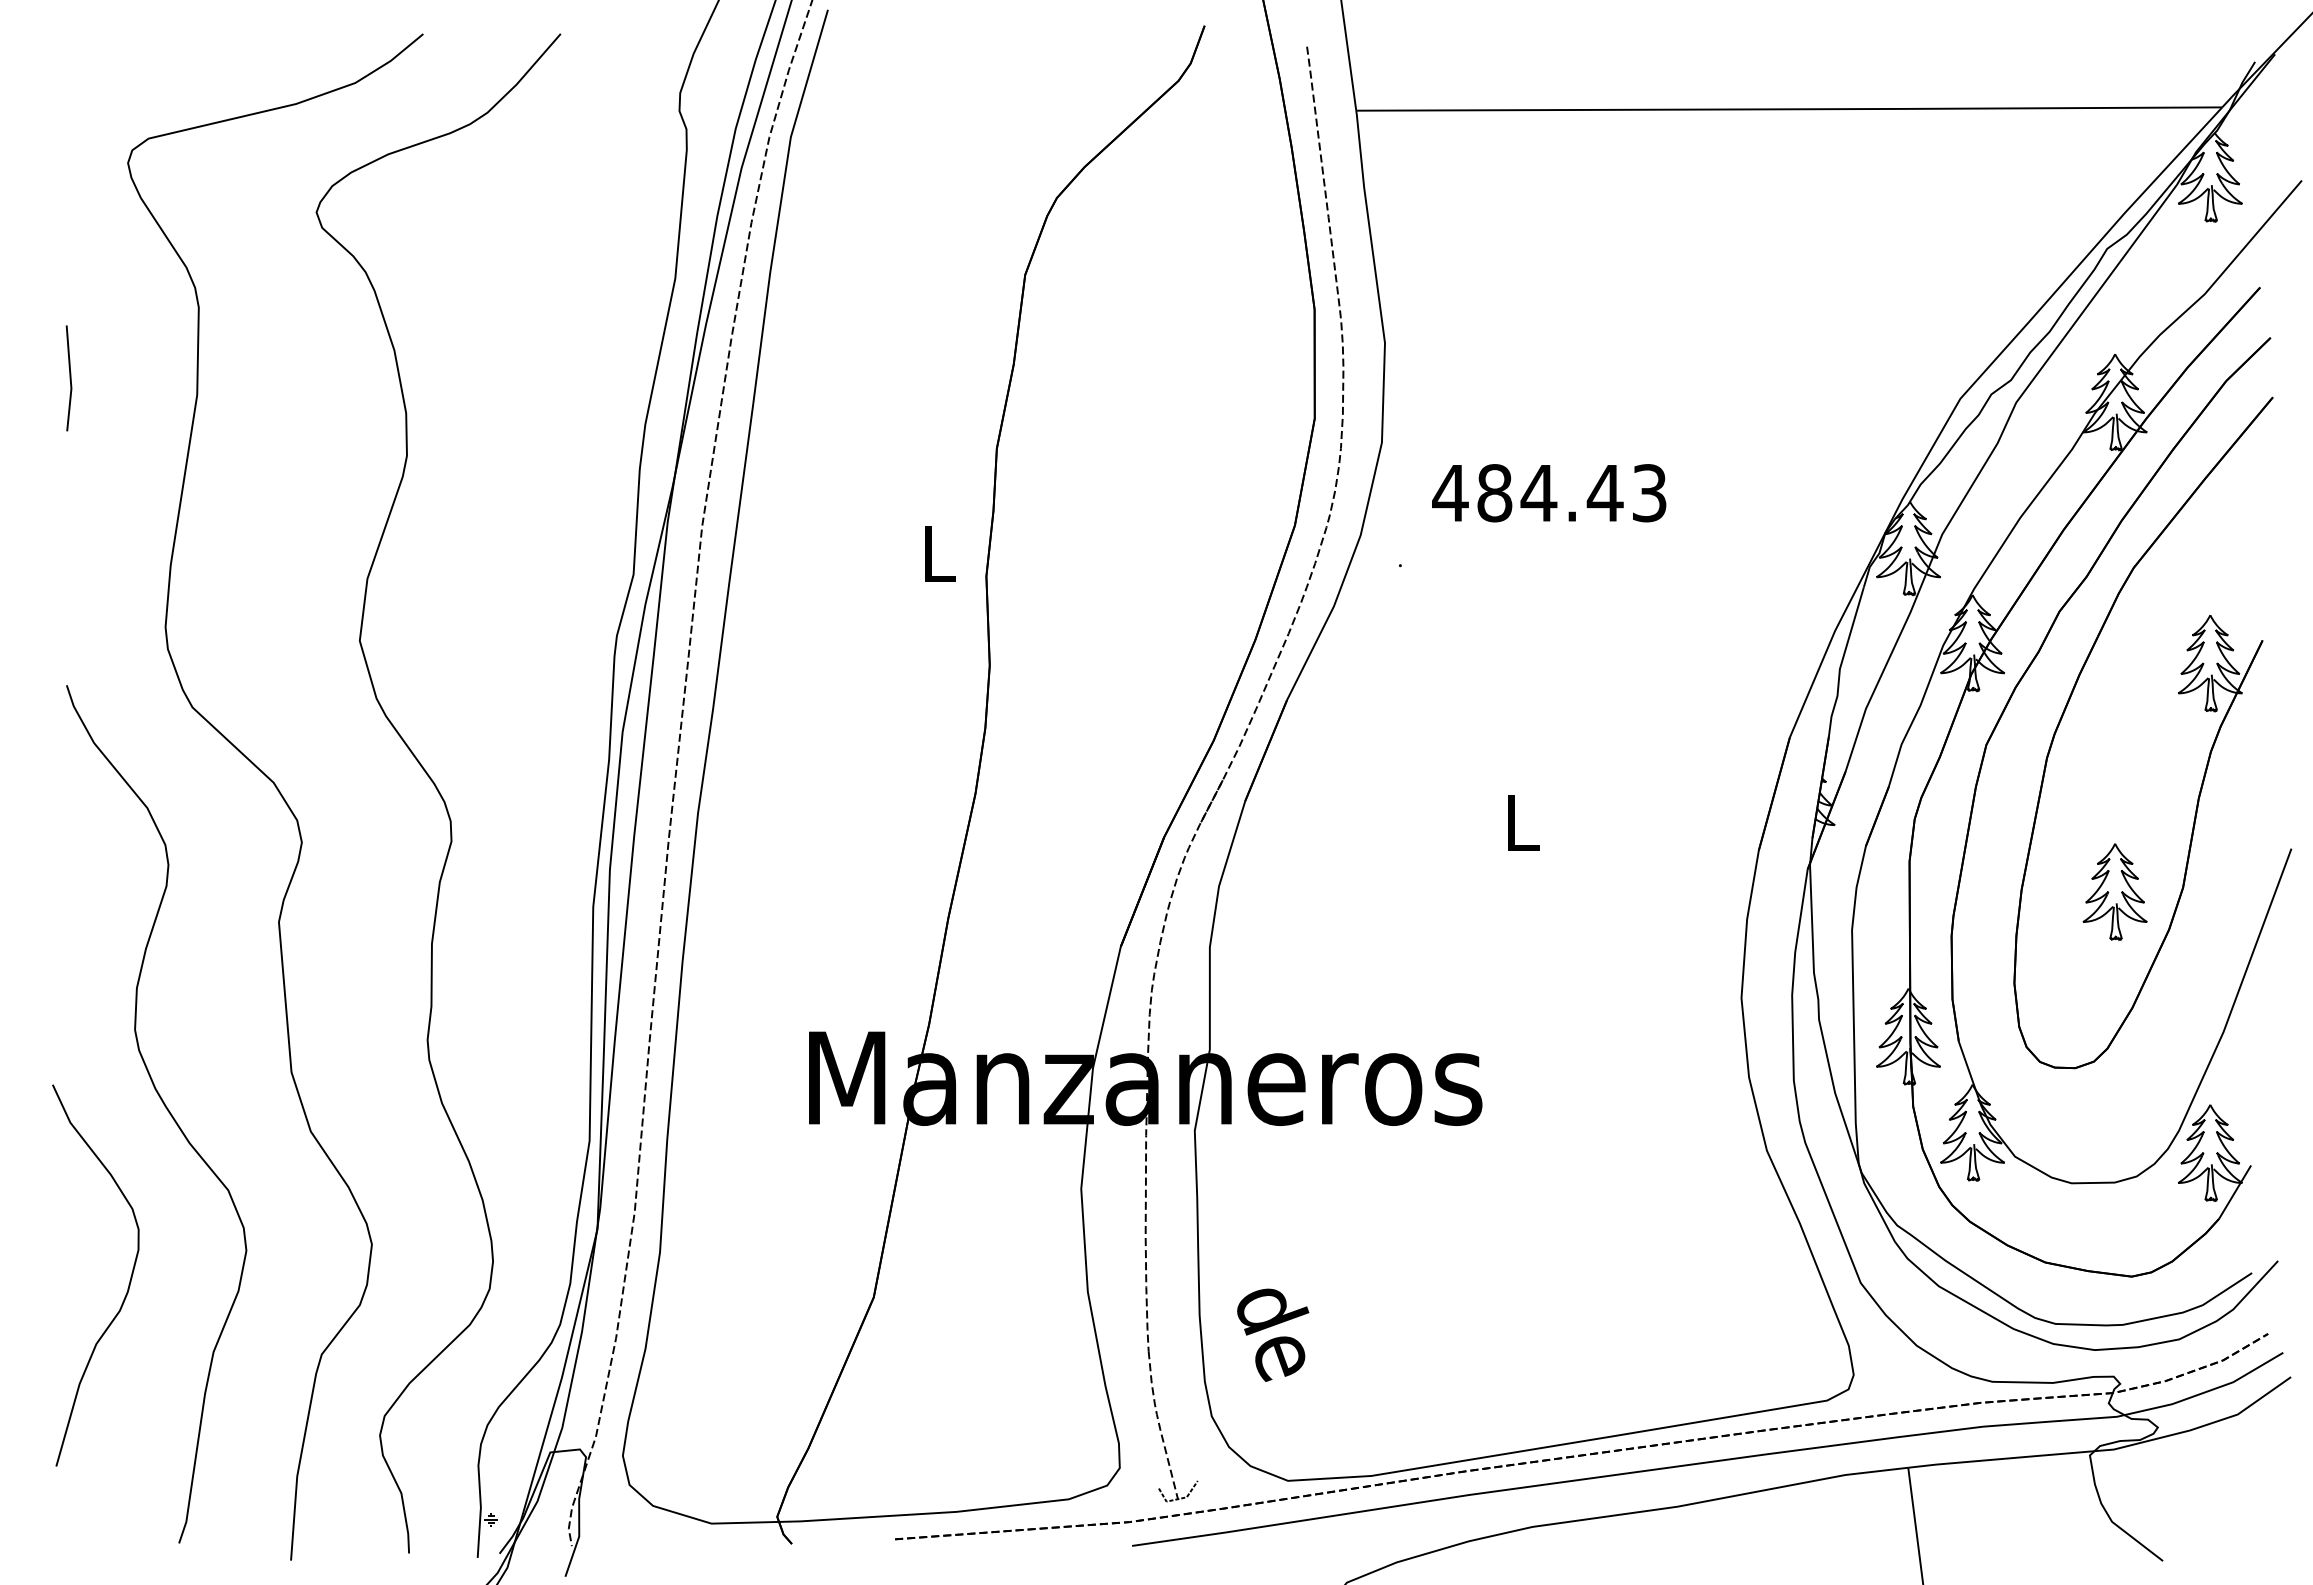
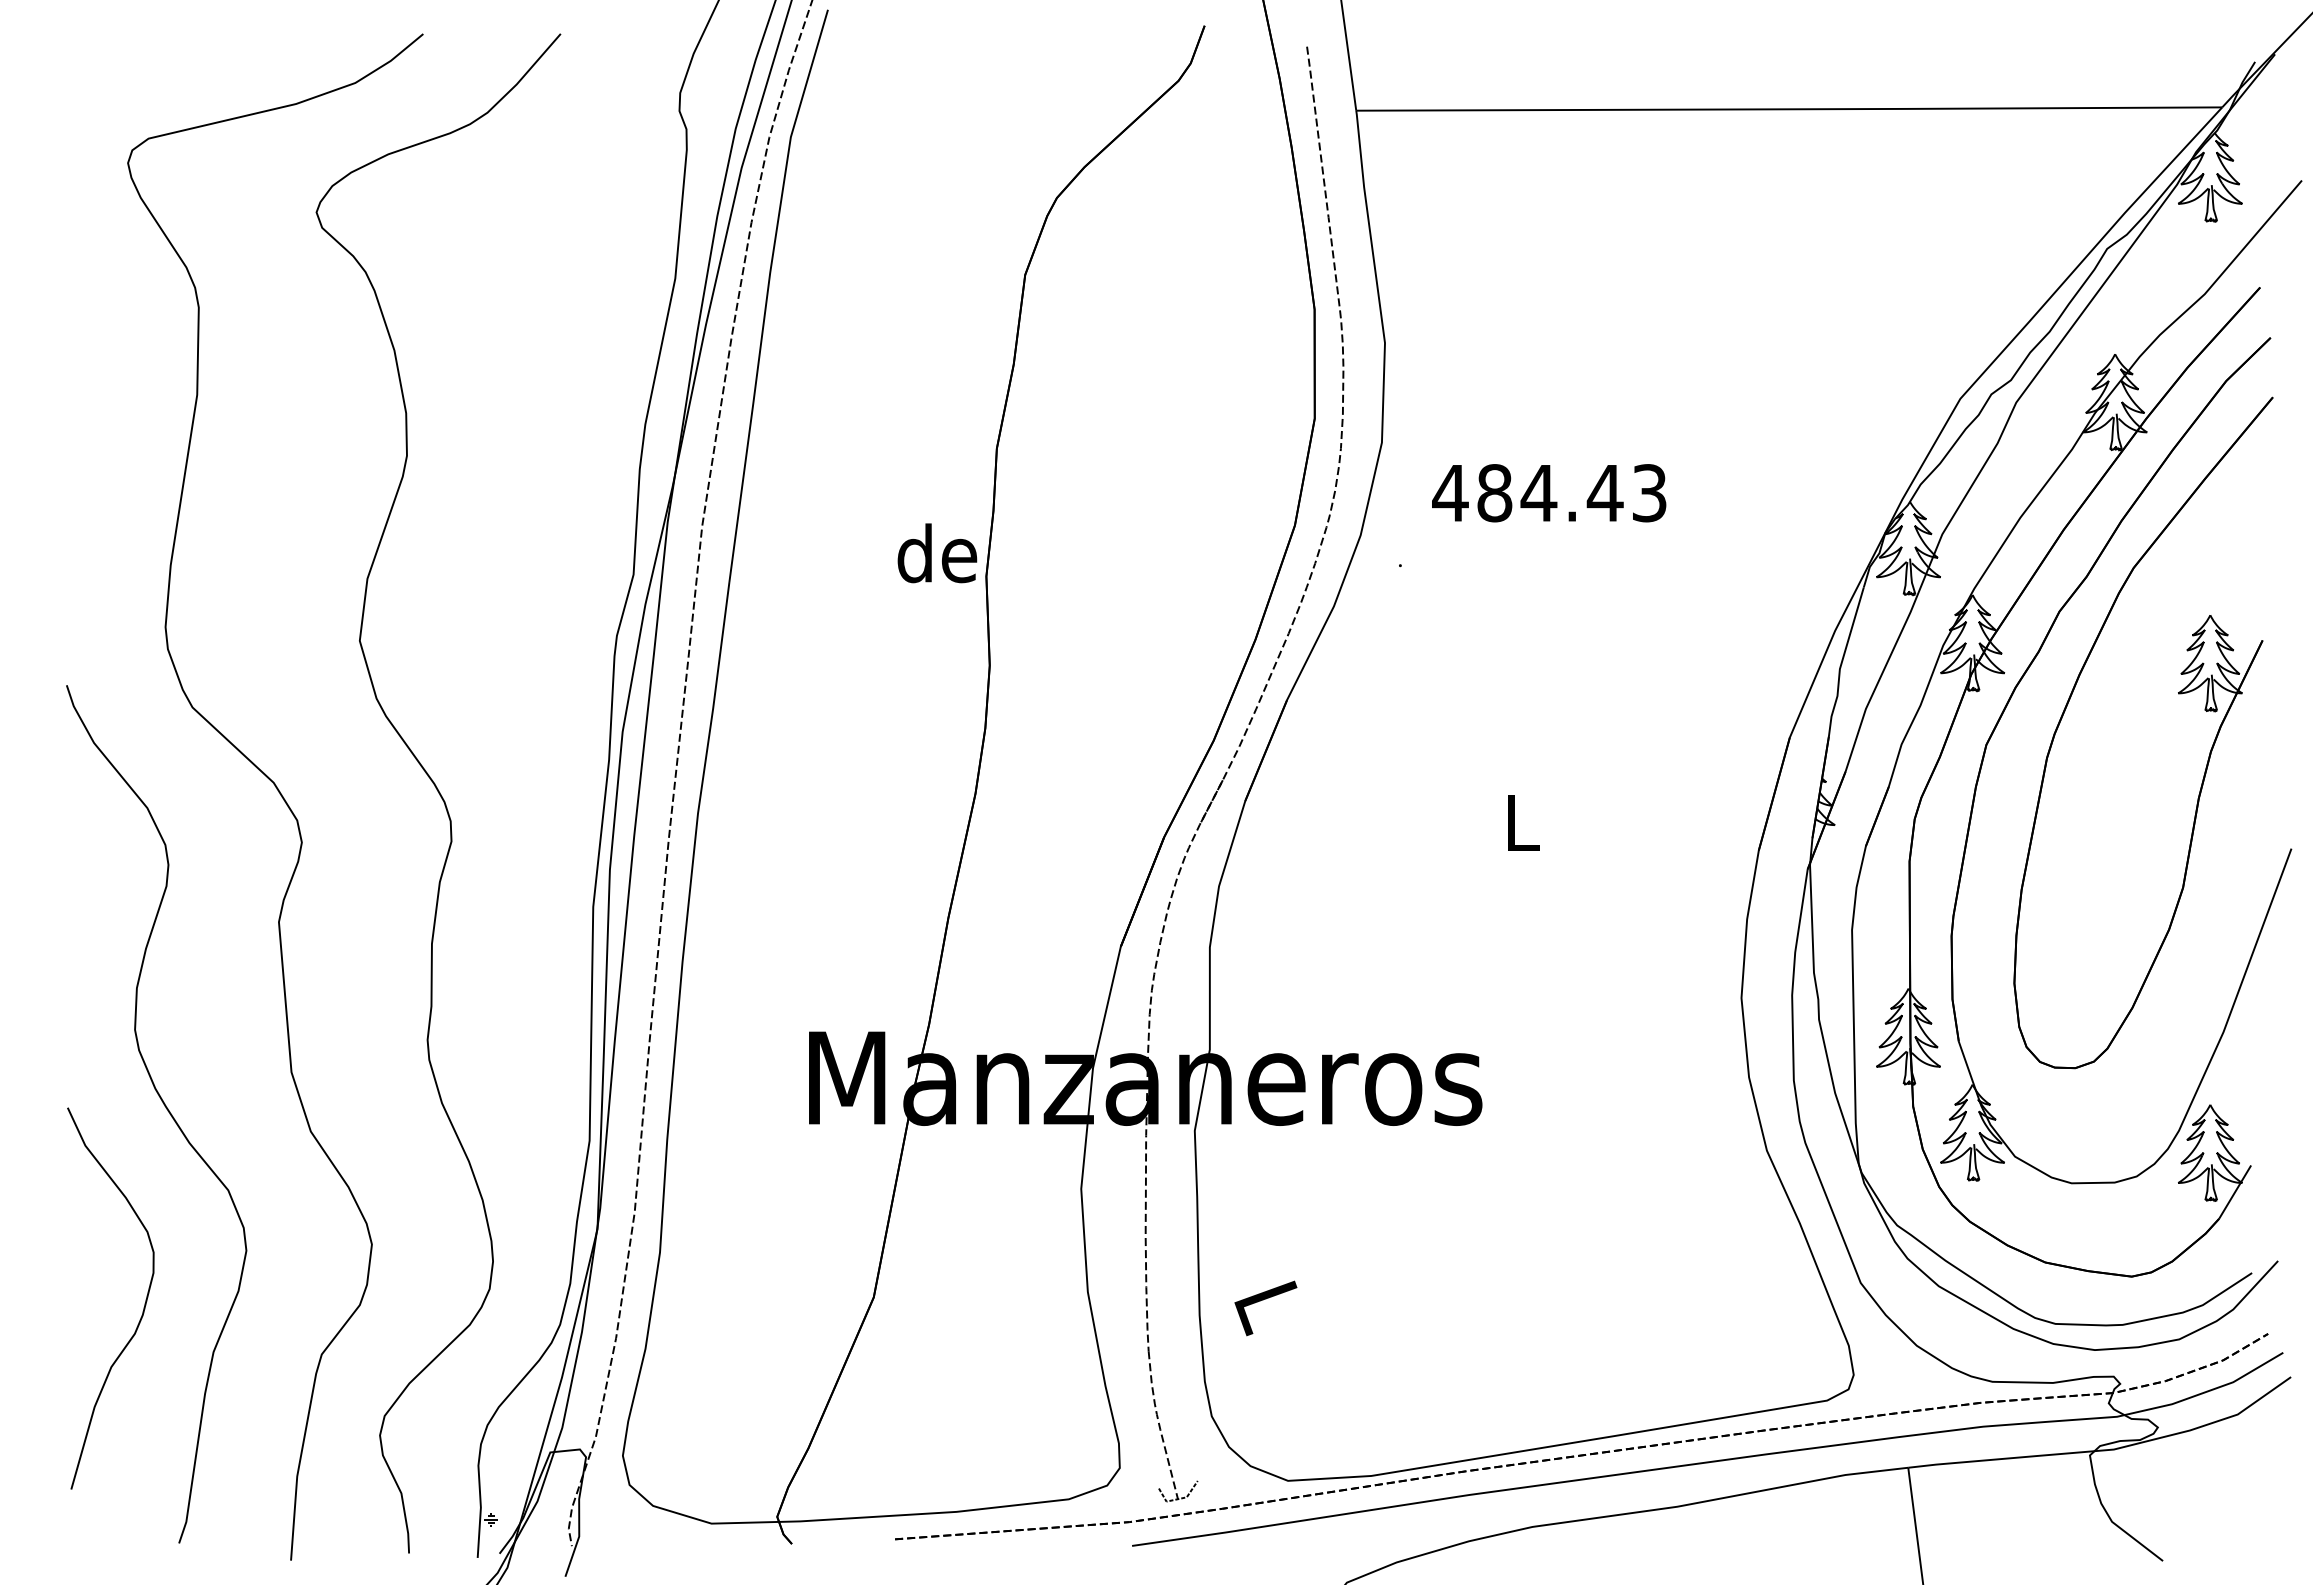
line: present -> none (69, 378)
text: L -> de (937, 553)
part: present -> none (2114, 891)
curve position: (128, 1284) -> (143, 1307) (143, 1307)
text: de -> L (1271, 1330)
